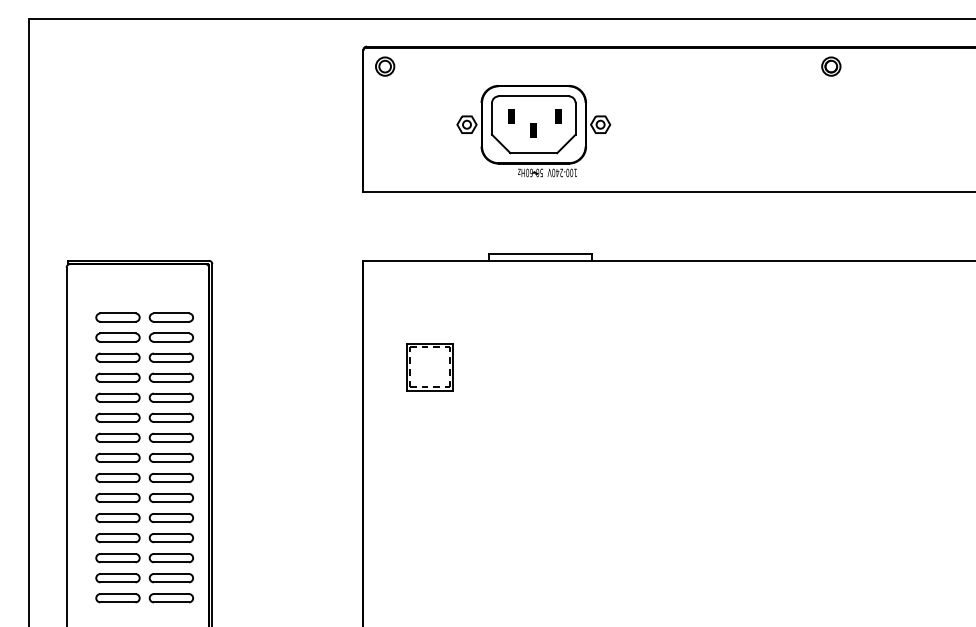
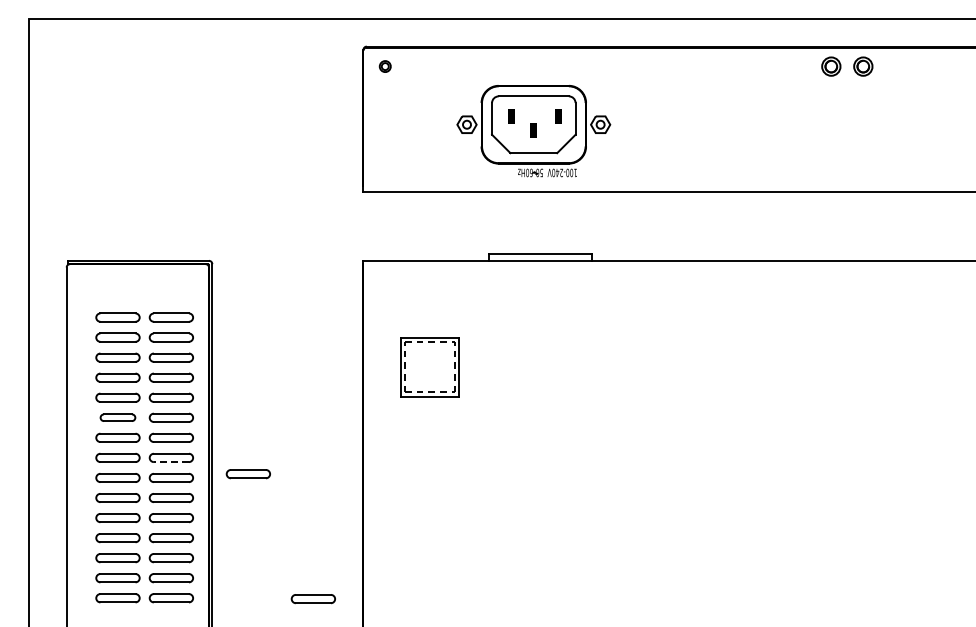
part size: 21x21 px -> 14x13 px (384, 66)
part: none -> present (863, 66)
part size: 48x49 px -> 60x61 px (429, 367)
part size: 46x11 px -> 38x9 px (117, 417)
line: solid -> dashed (171, 462)
part: none -> present (247, 474)
part: none -> present (312, 599)
